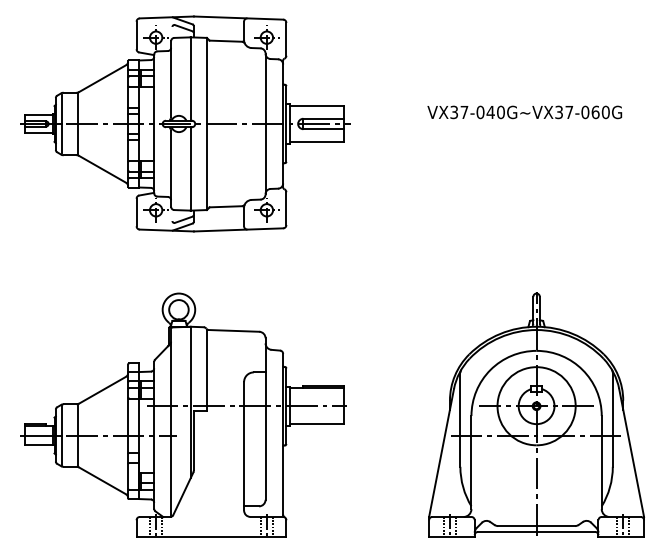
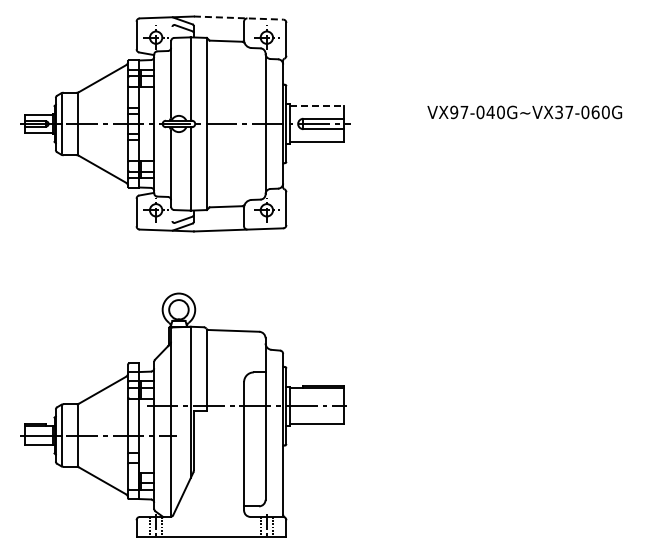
line: solid -> dashed (238, 18)
line: solid -> dashed (317, 106)
text: VX37-040G~VX37-060G -> VX97-040G~VX37-060G (454, 111)
part: present -> none (536, 414)
